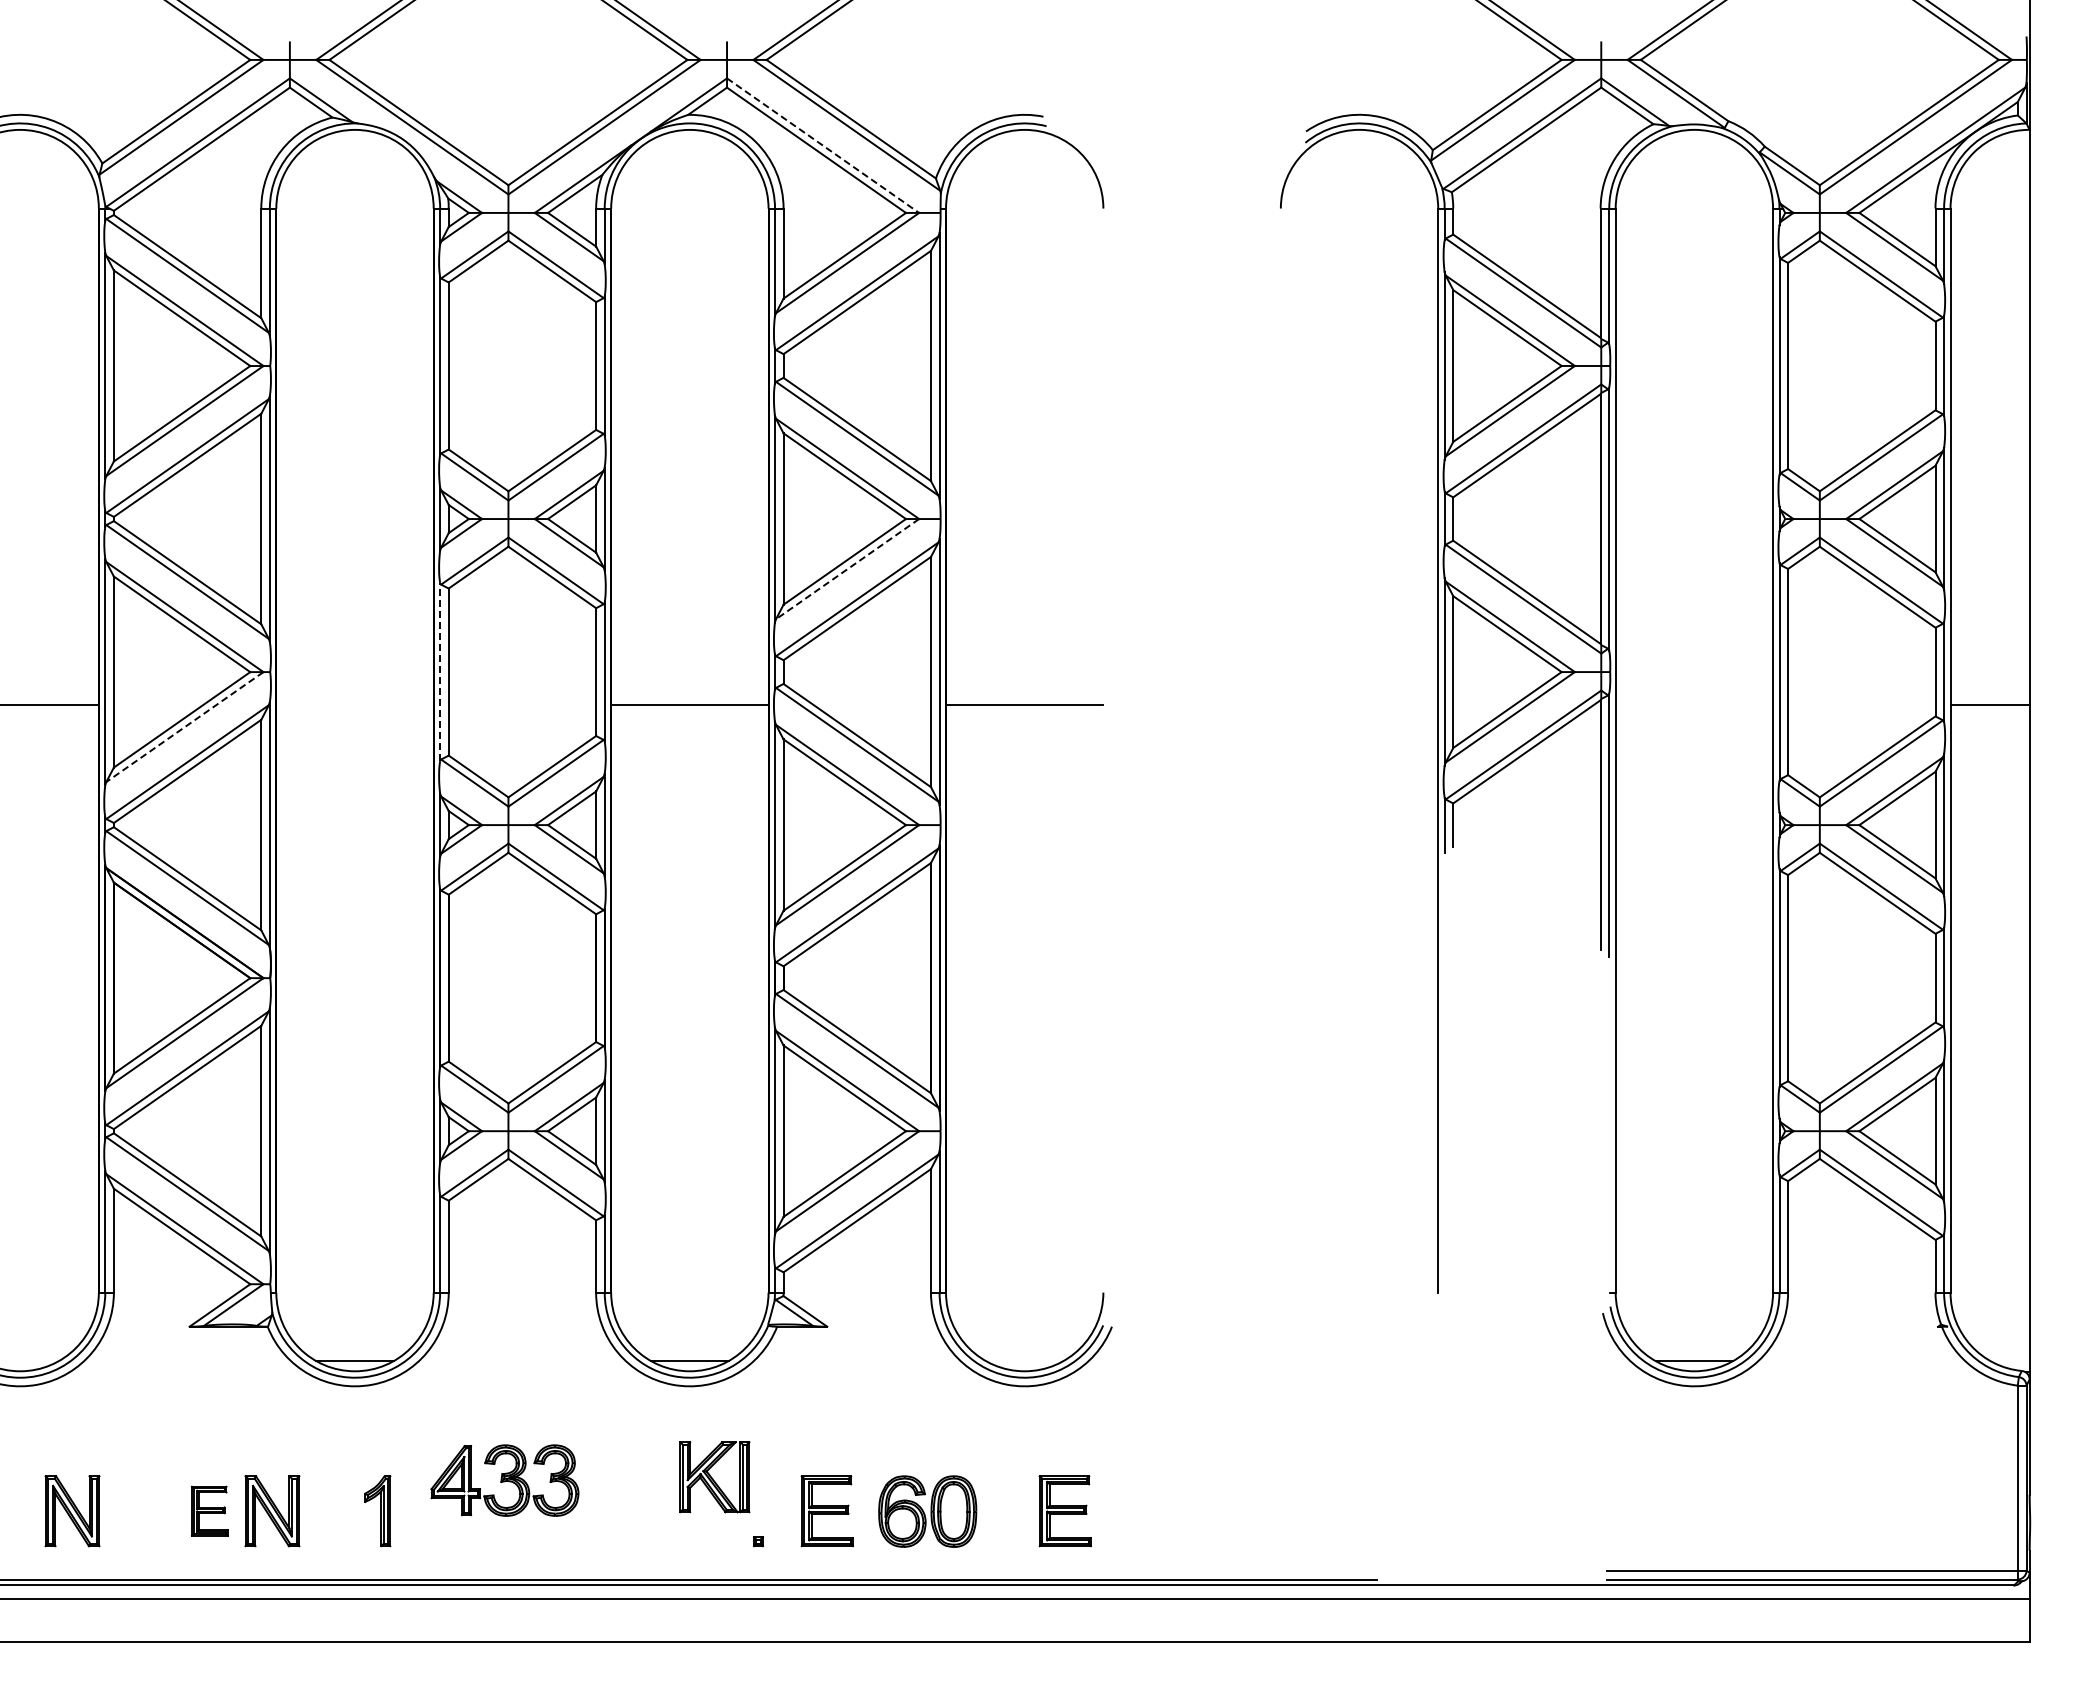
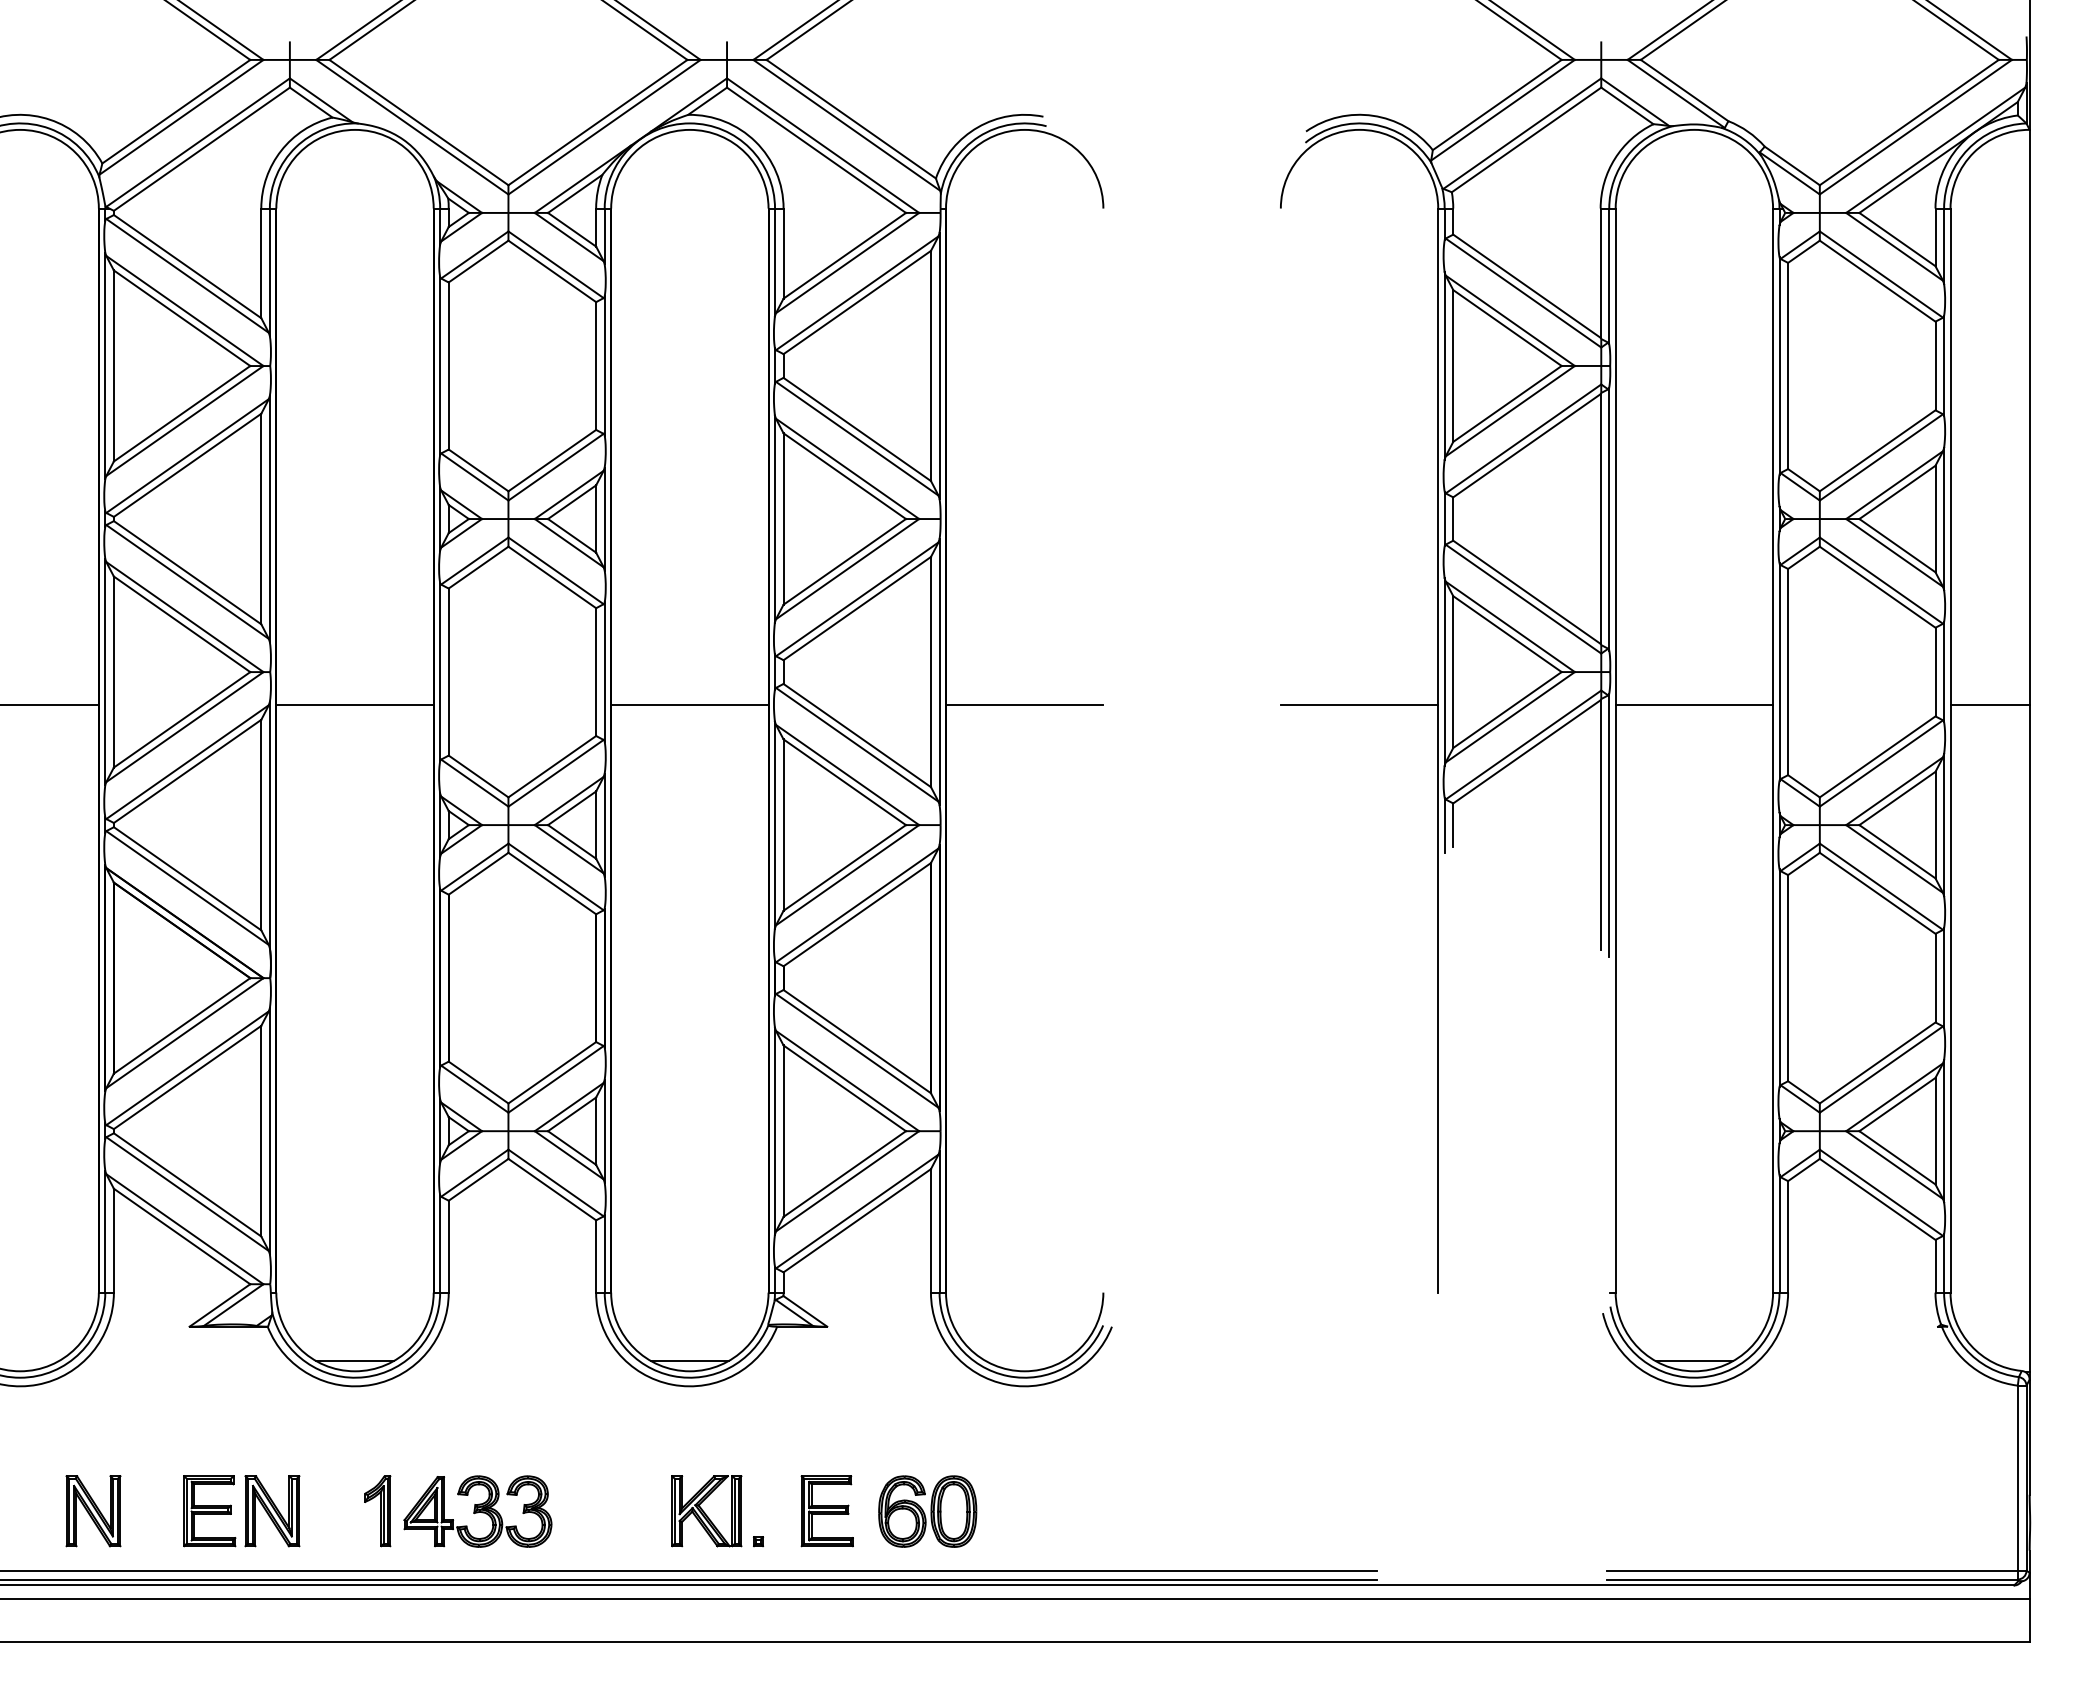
line: dashed -> solid (823, 145)
line: dashed -> solid (847, 569)
line: dashed -> solid (440, 671)
line: none -> present (354, 705)
line: none -> present (1359, 705)
line: none -> present (1694, 705)
line: dashed -> solid (184, 727)
part position: (714, 1477) -> (706, 1511) (706, 1511)
part position: (504, 1480) -> (477, 1511) (477, 1511)
part size: 39x52 px -> 54x73 px (209, 1511)
part position: (72, 1511) -> (93, 1511) (93, 1511)
part: present -> none (1064, 1511)
line: none -> present (689, 1570)
